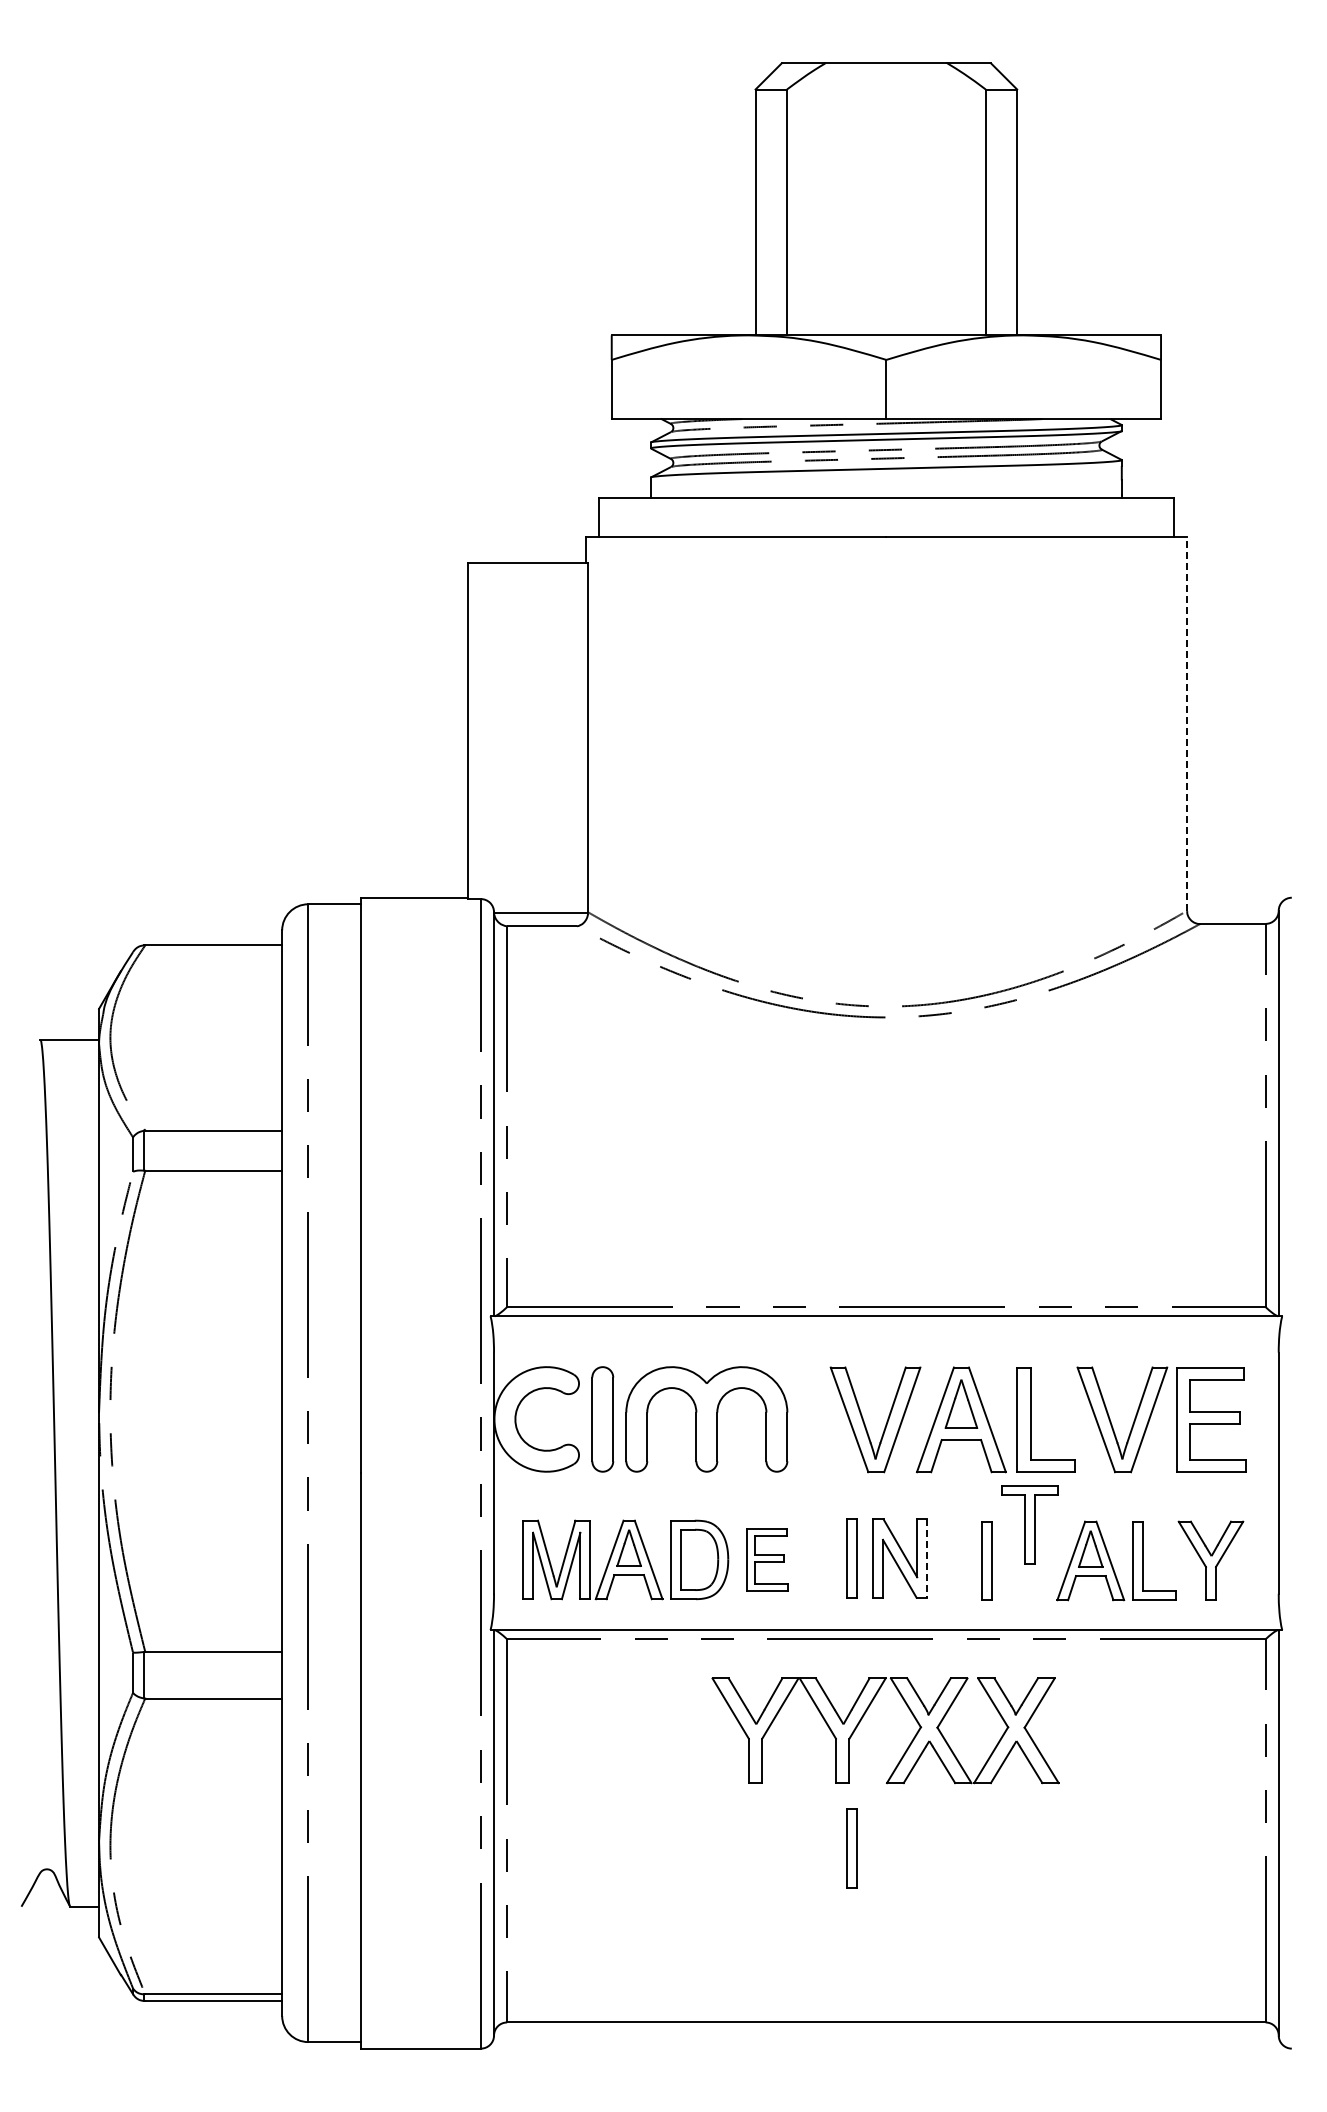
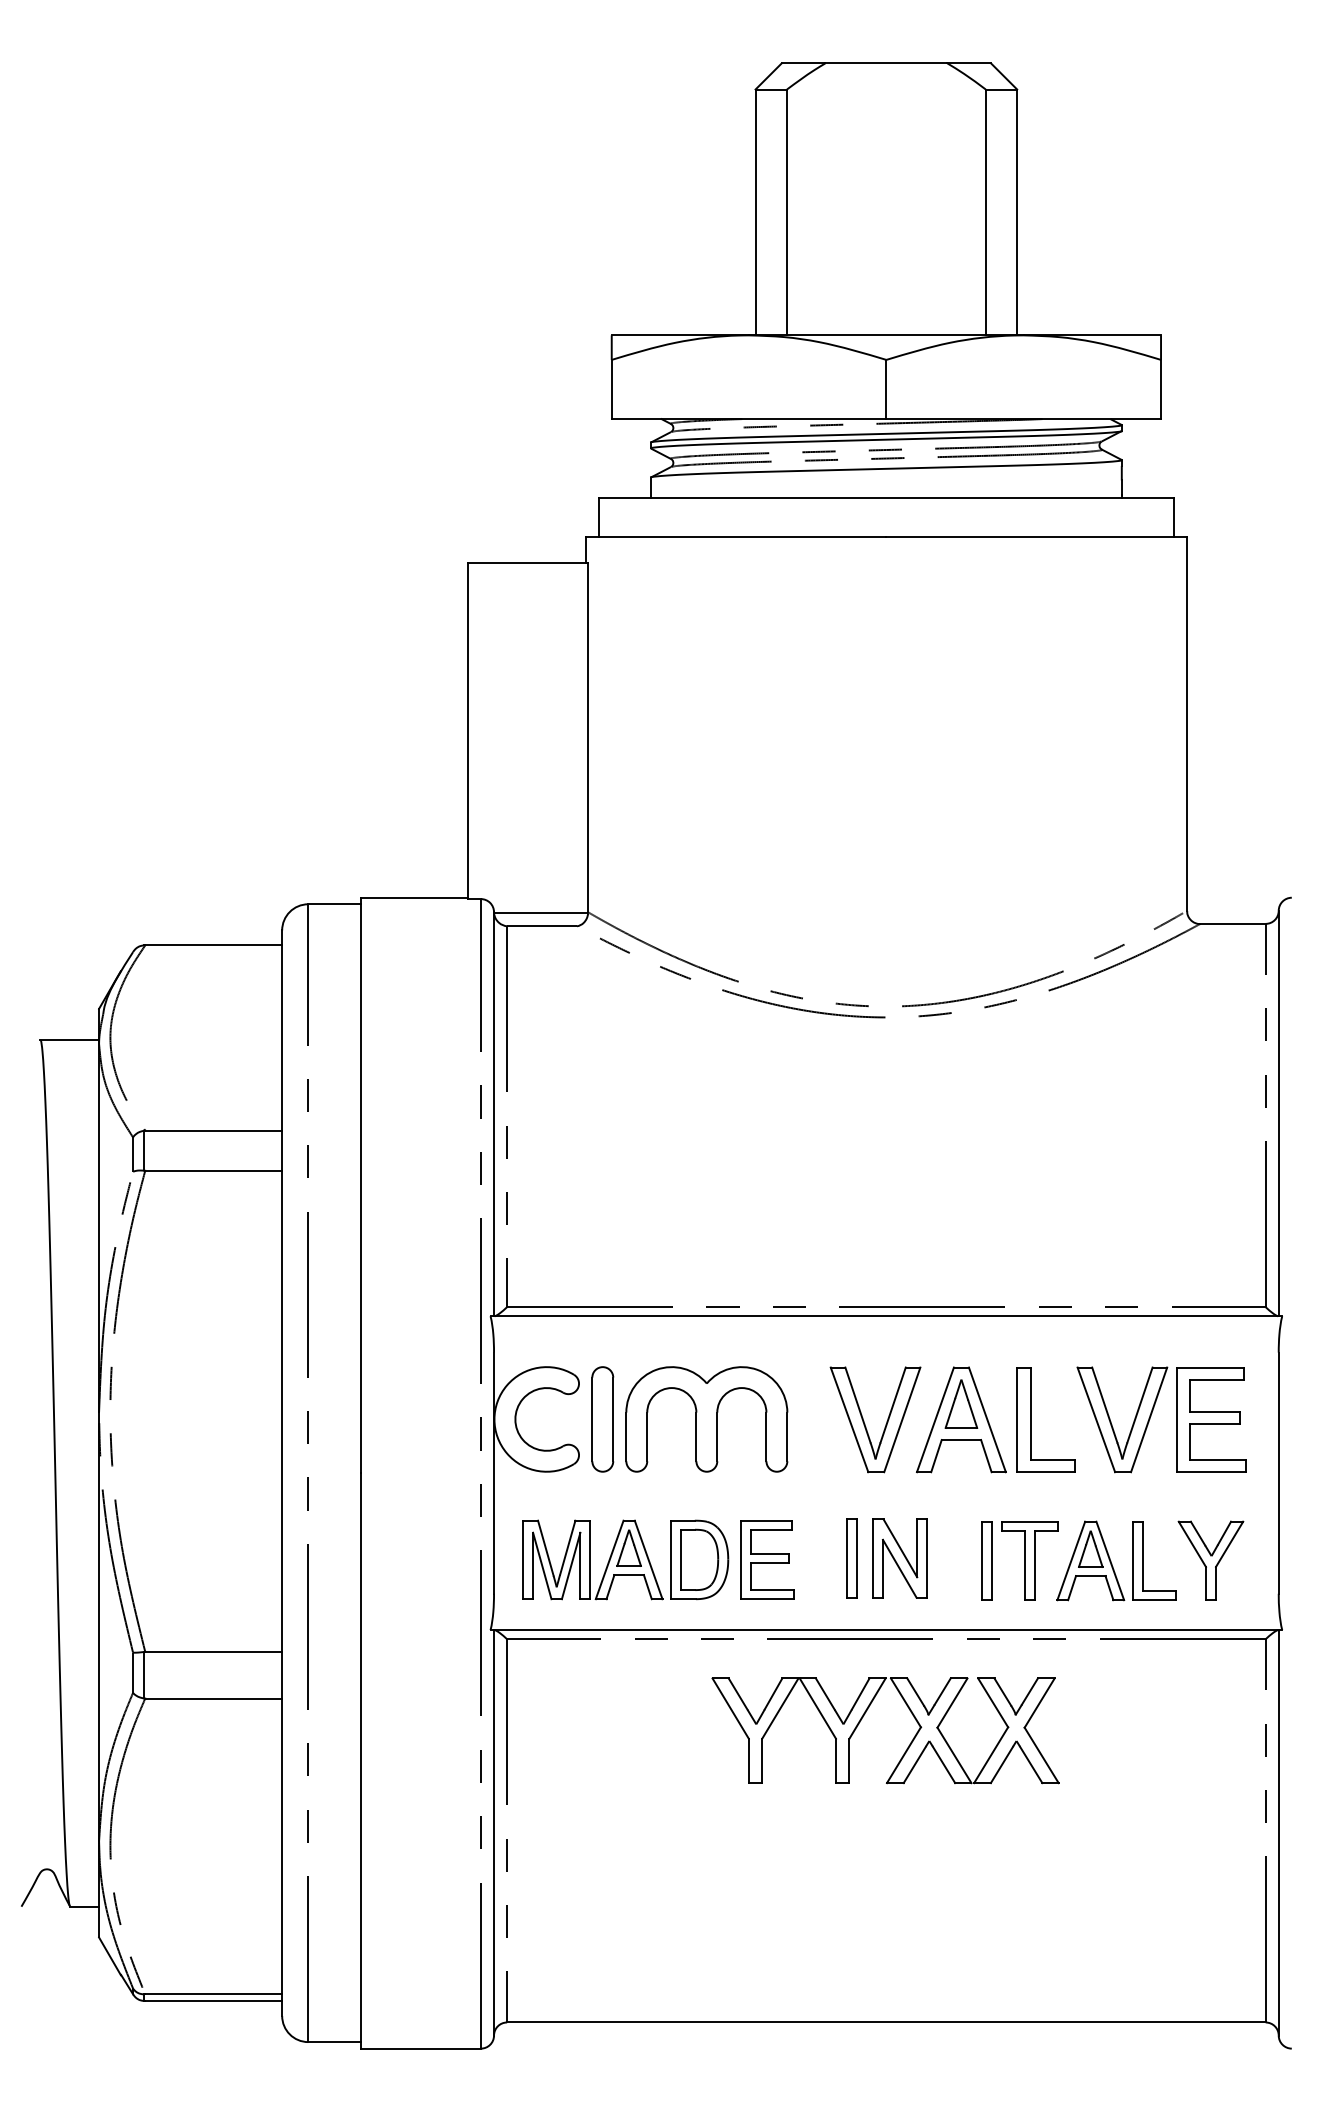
line: dashed -> solid (1187, 723)
part position: (1029, 1524) -> (1029, 1560) (1029, 1560)
part size: 43x64 px -> 55x80 px (767, 1559)
line: dashed -> solid (927, 1559)
part: present -> none (851, 1848)
